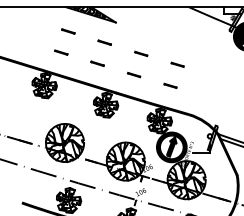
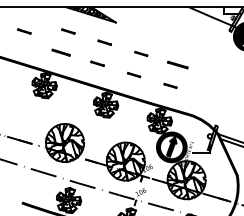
part: none -> present (24, 31)
part size: 15x7 px -> 20x9 px (60, 52)
part size: 15x7 px -> 22x10 px (177, 64)
